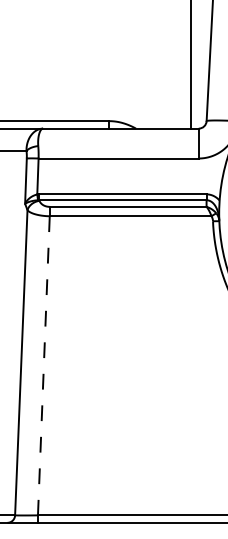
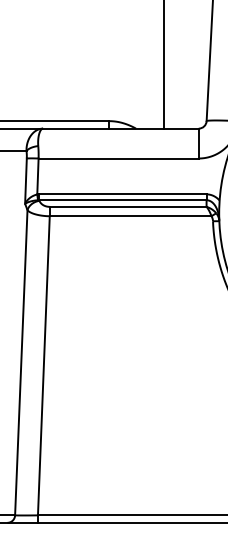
line position: (190, 65) -> (163, 65) (163, 65)
line: dashed -> solid (43, 365)
